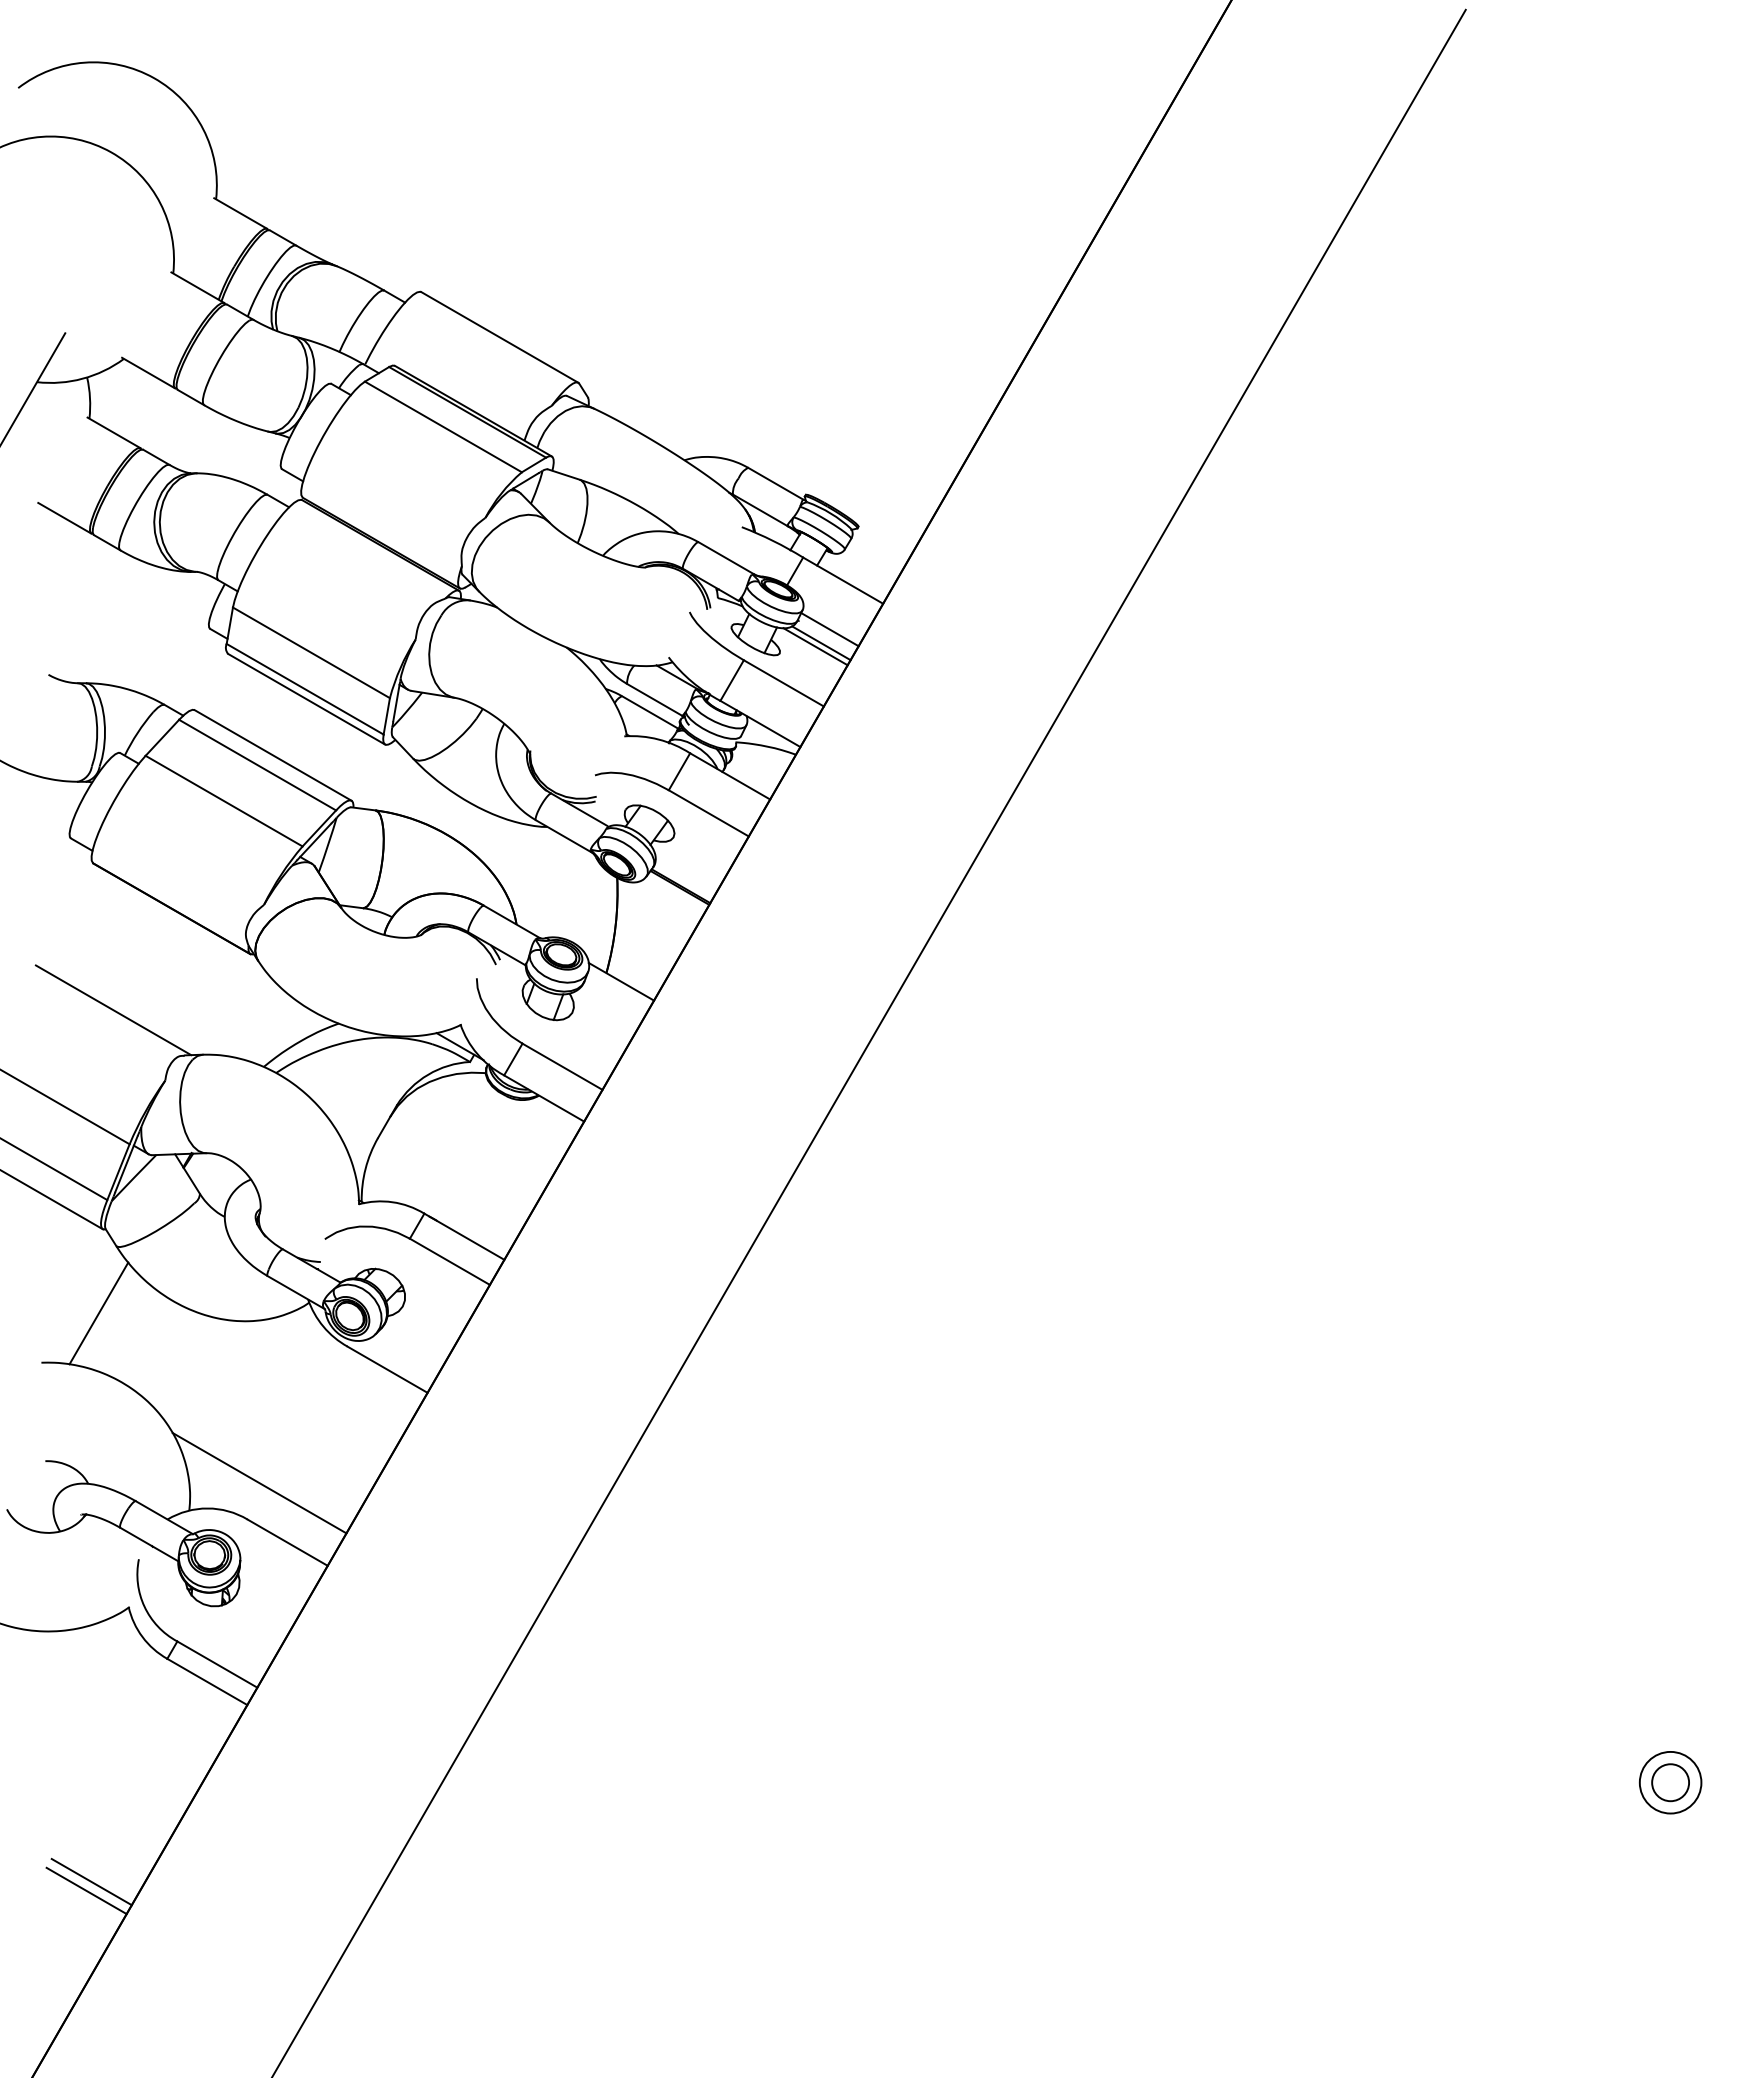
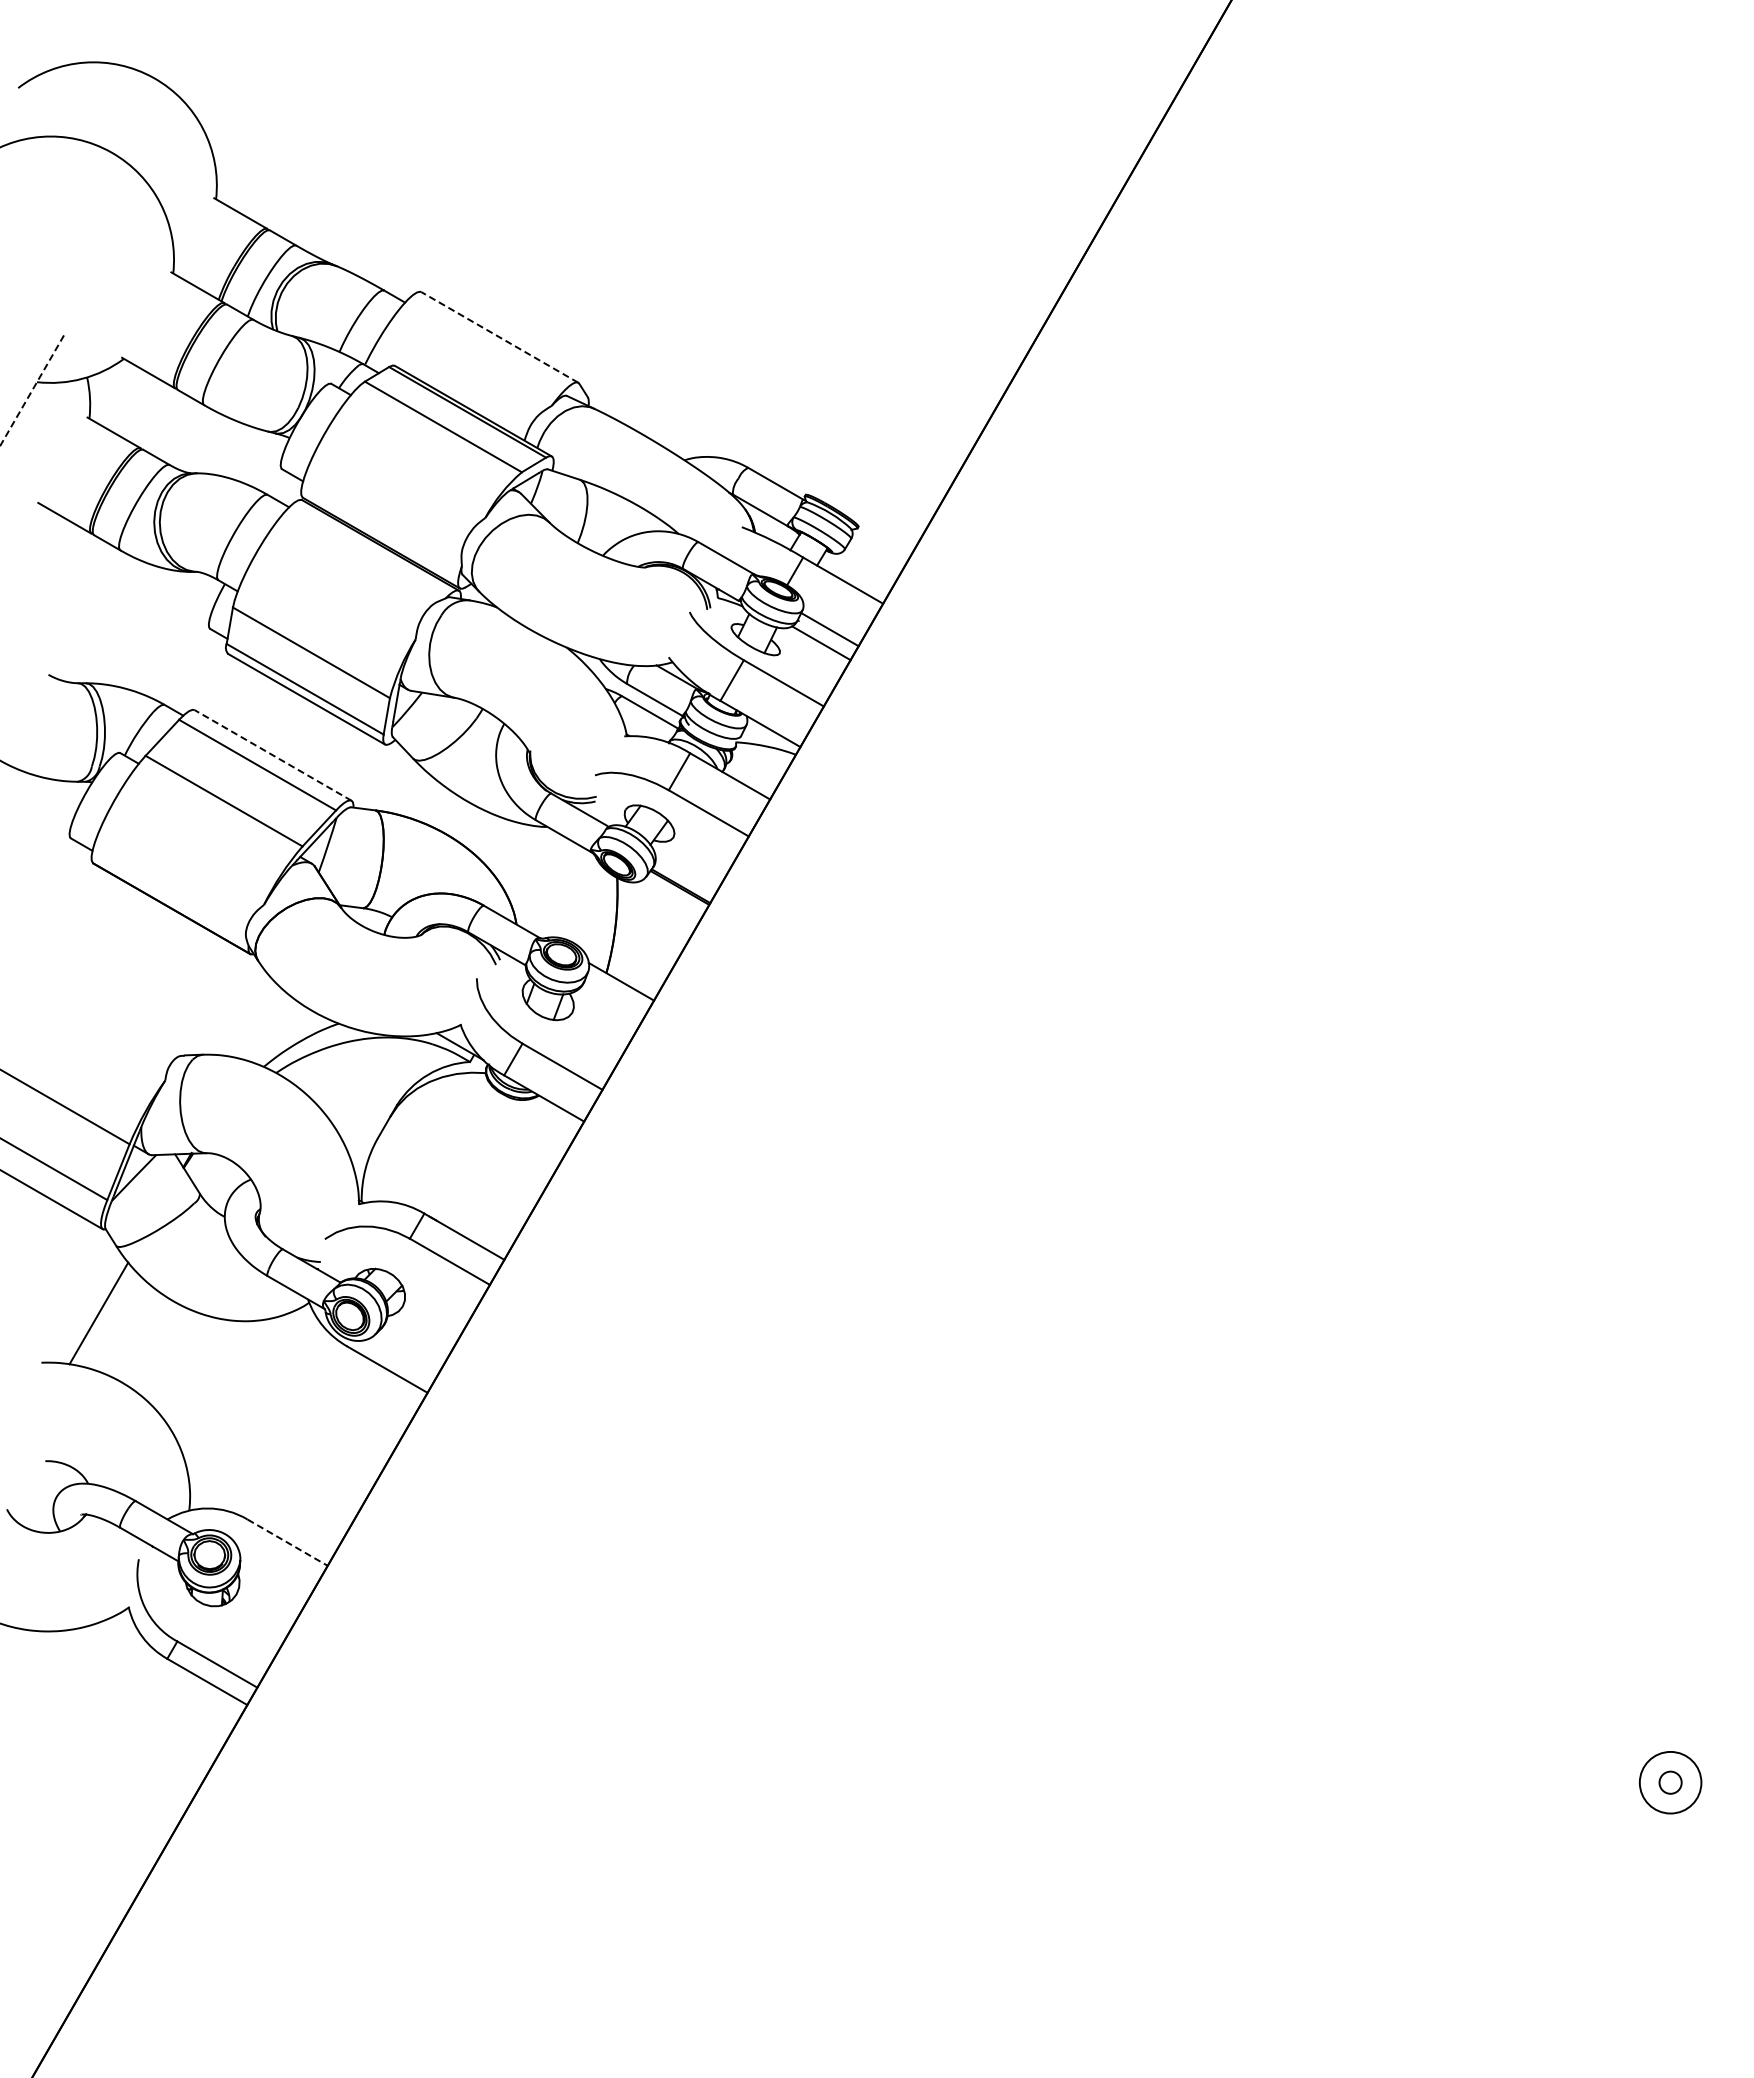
line: solid -> dashed (499, 337)
line: solid -> dashed (32, 389)
line: present -> none (815, 646)
line: solid -> dashed (273, 755)
line: present -> none (113, 1010)
line: present -> none (869, 1041)
line: present -> none (259, 1482)
line: solid -> dashed (288, 1542)
circle diameter: 37 px -> 22 px (1670, 1782)
line: present -> none (91, 1881)
line: present -> none (86, 1890)
